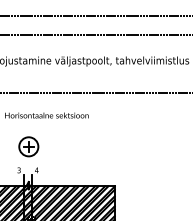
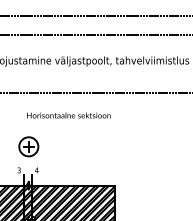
text position: (46, 115) -> (68, 115) (68, 115)
